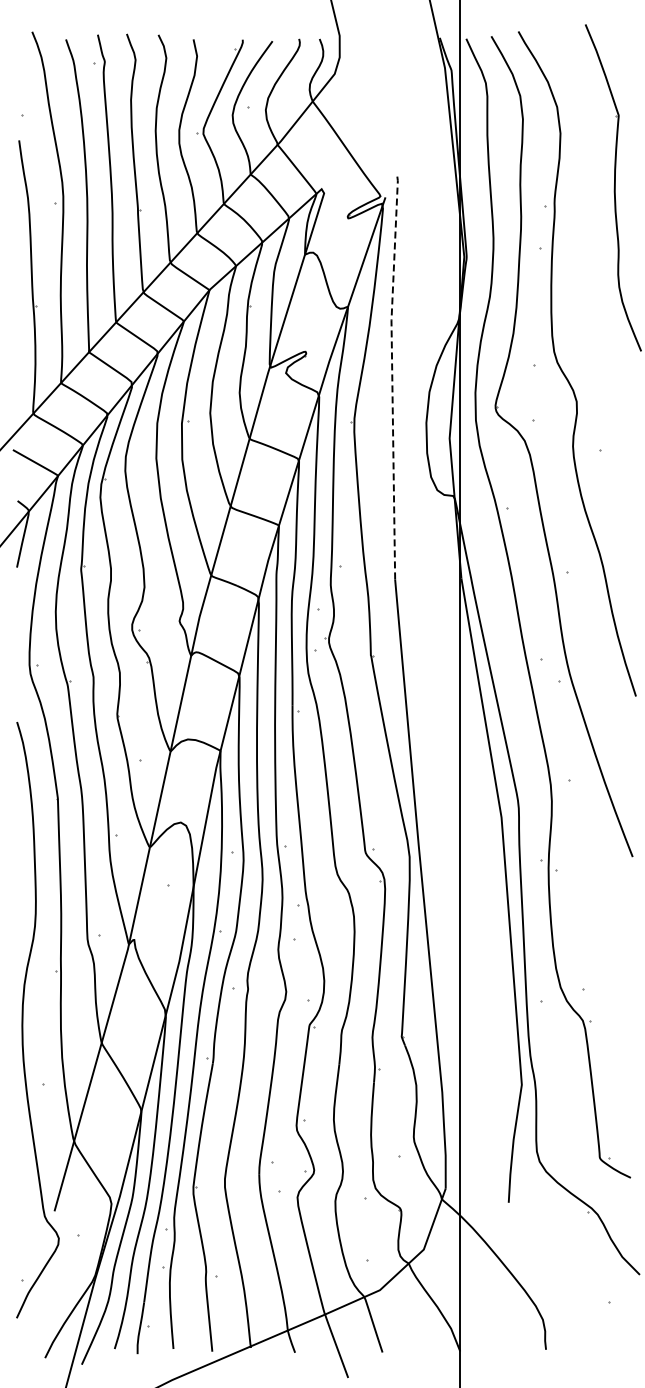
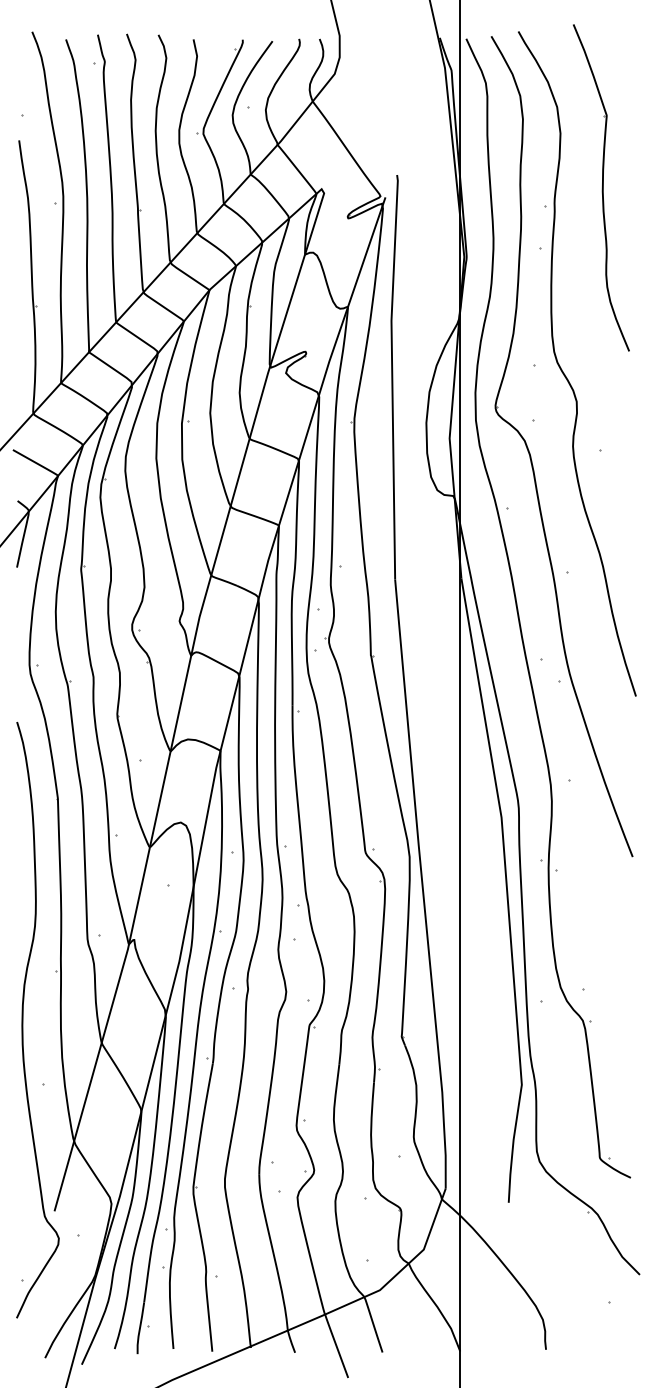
part position: (613, 187) -> (601, 187) (601, 187)
line: dashed -> solid (392, 375)
